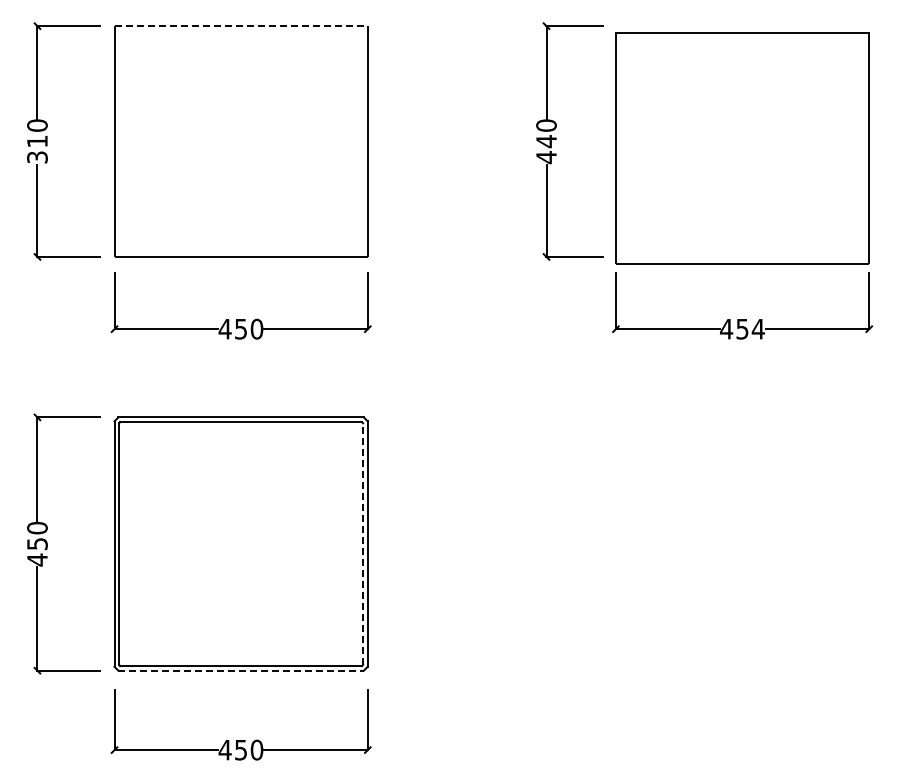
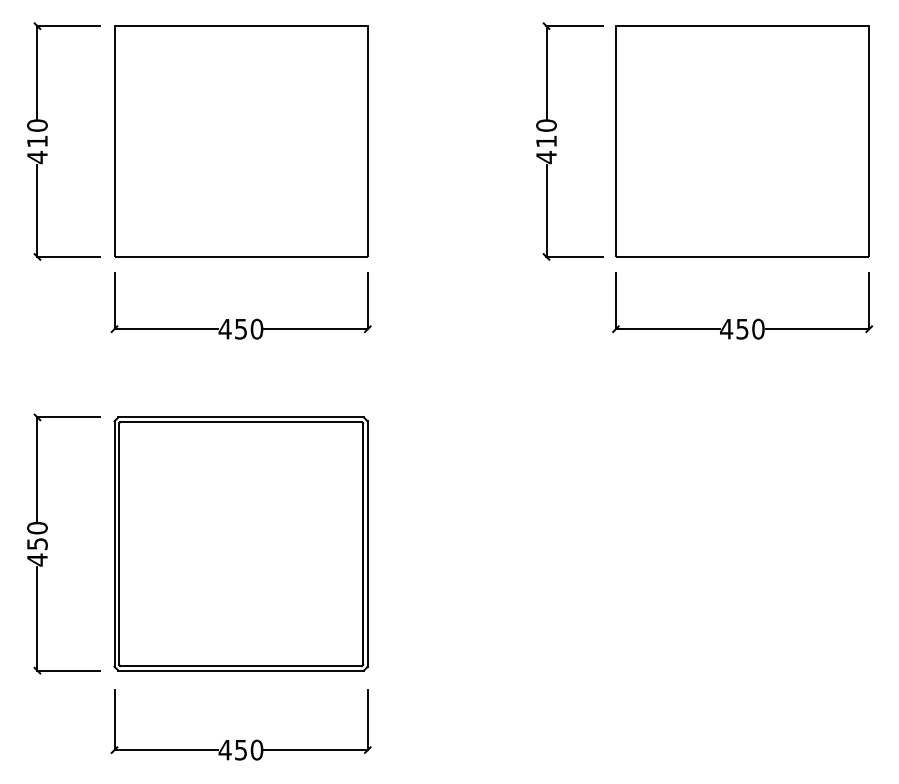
line: dashed -> solid (241, 26)
text: 440 -> 410 (546, 141)
part position: (742, 148) -> (742, 141) (742, 141)
text: 310 -> 410 (37, 157)
text: 454 -> 450 (757, 328)
line: dashed -> solid (363, 544)
line: dashed -> solid (241, 670)
